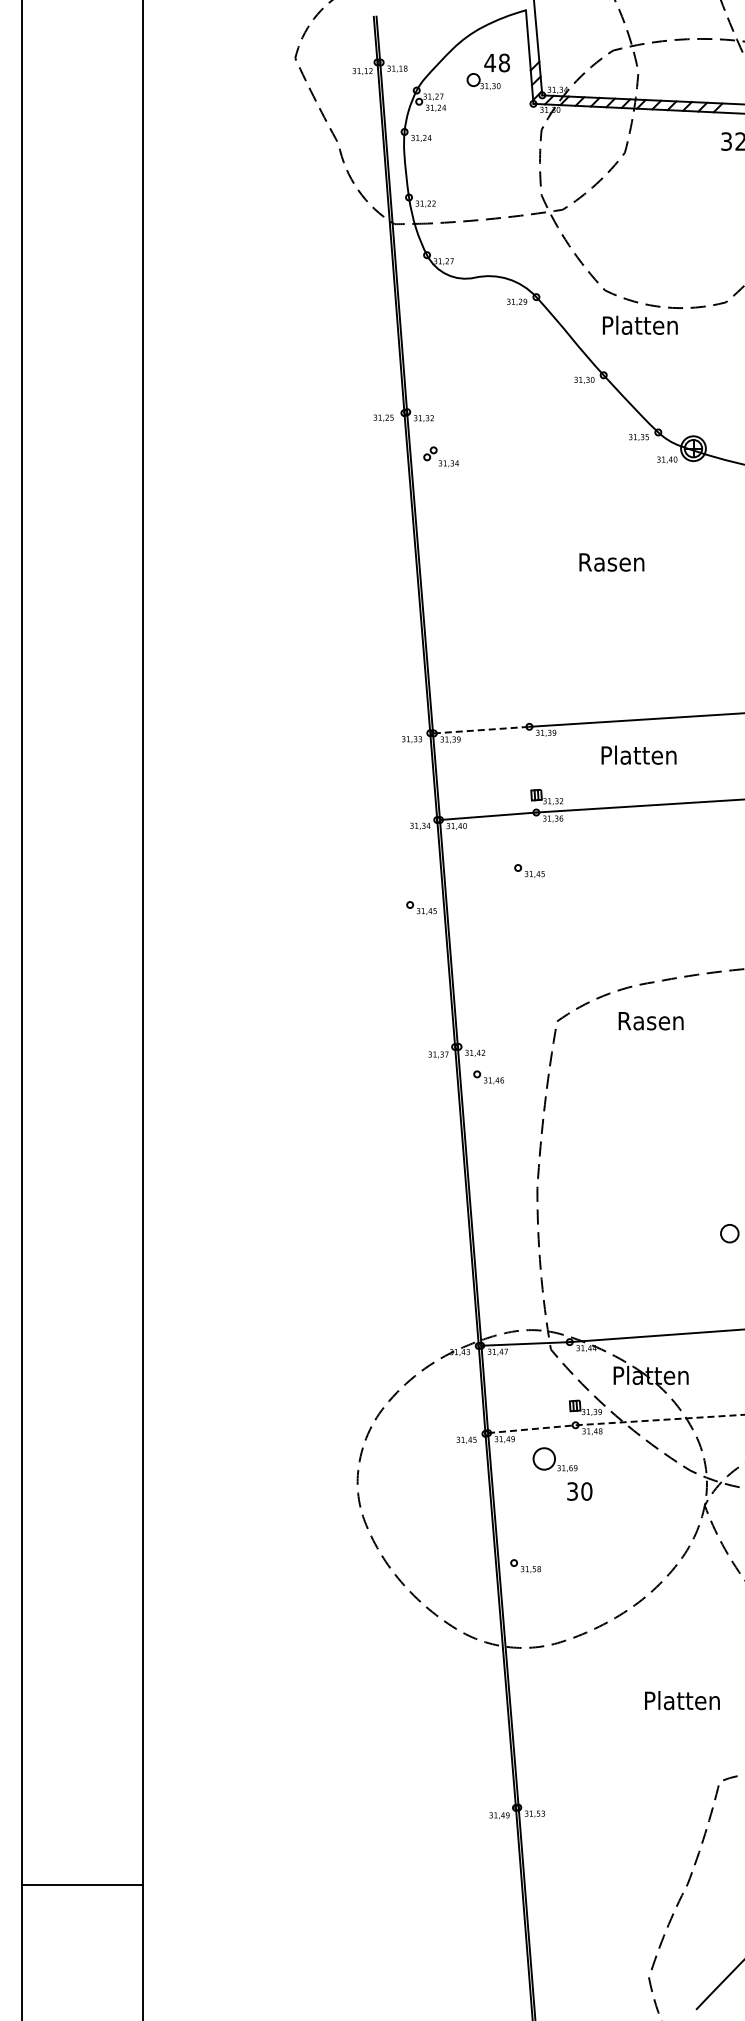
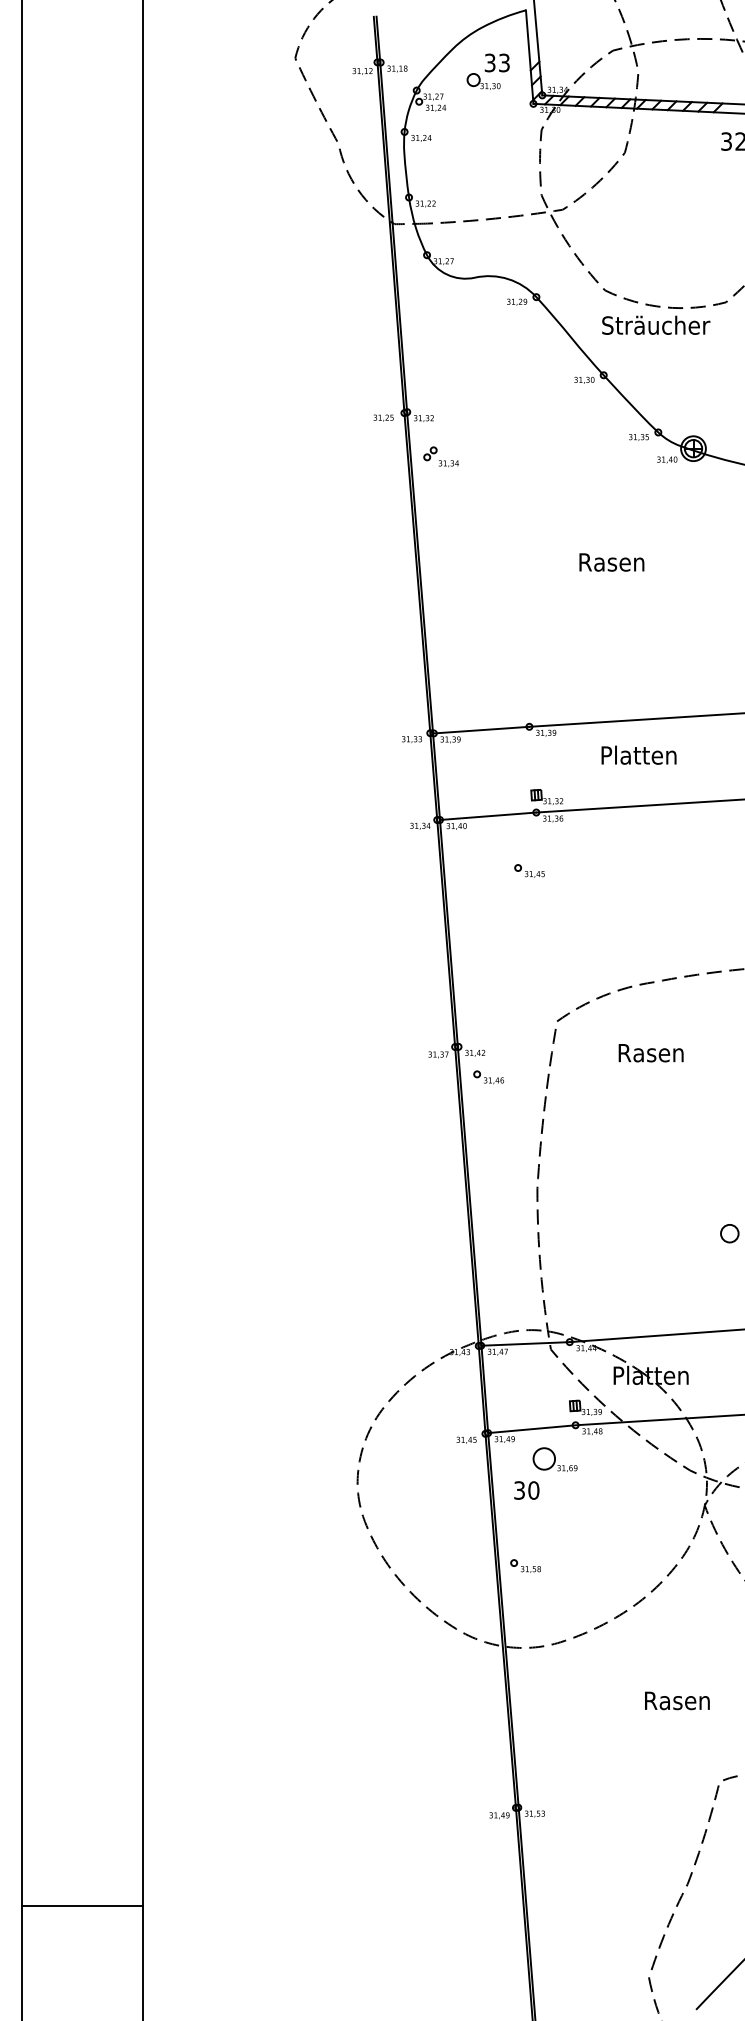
text: 48 -> 33 (496, 62)
text: Platten -> Sträucher (656, 324)
line: dashed -> solid (481, 730)
part: present -> none (421, 907)
text position: (650, 1021) -> (650, 1053) (650, 1053)
line: dashed -> solid (615, 1422)
text position: (579, 1491) -> (526, 1490) (526, 1490)
text: Platten -> Rasen (683, 1700)
line position: (82, 1885) -> (82, 1906) (82, 1906)
